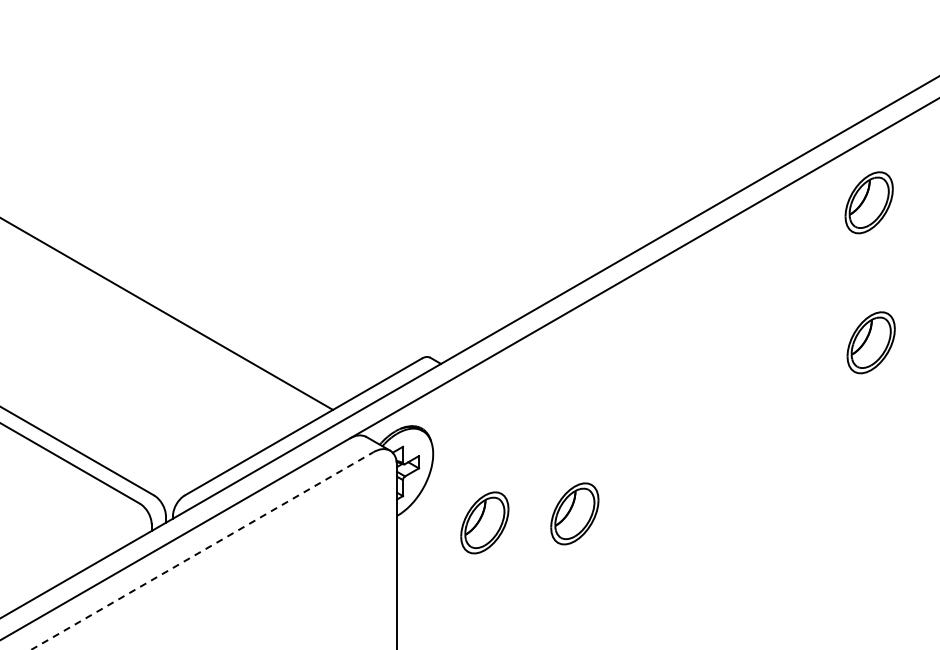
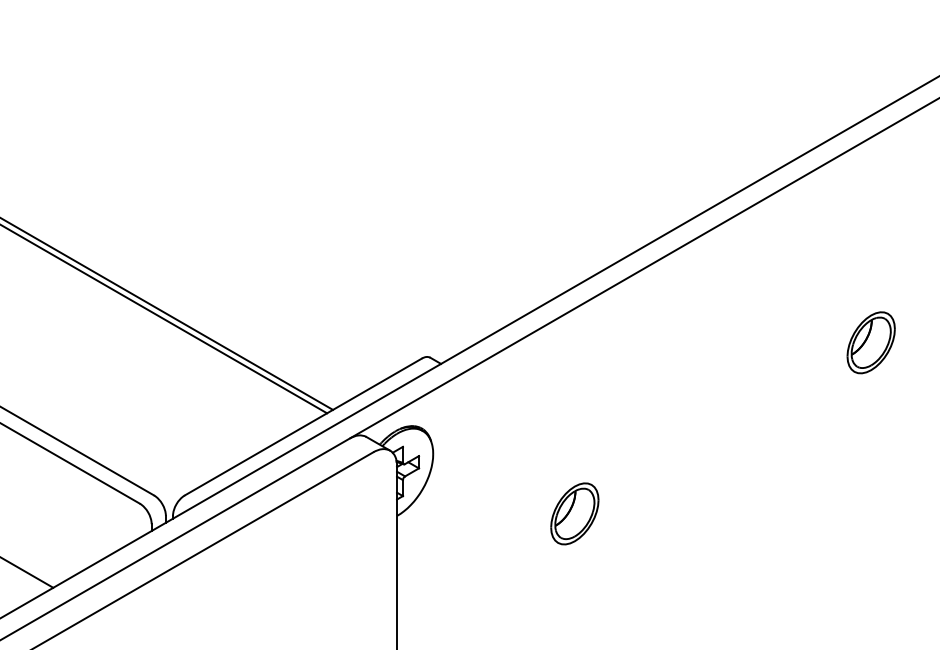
part: present -> none (868, 202)
line: none -> present (164, 319)
part: present -> none (484, 522)
line: dashed -> solid (202, 550)
line: none -> present (27, 572)
